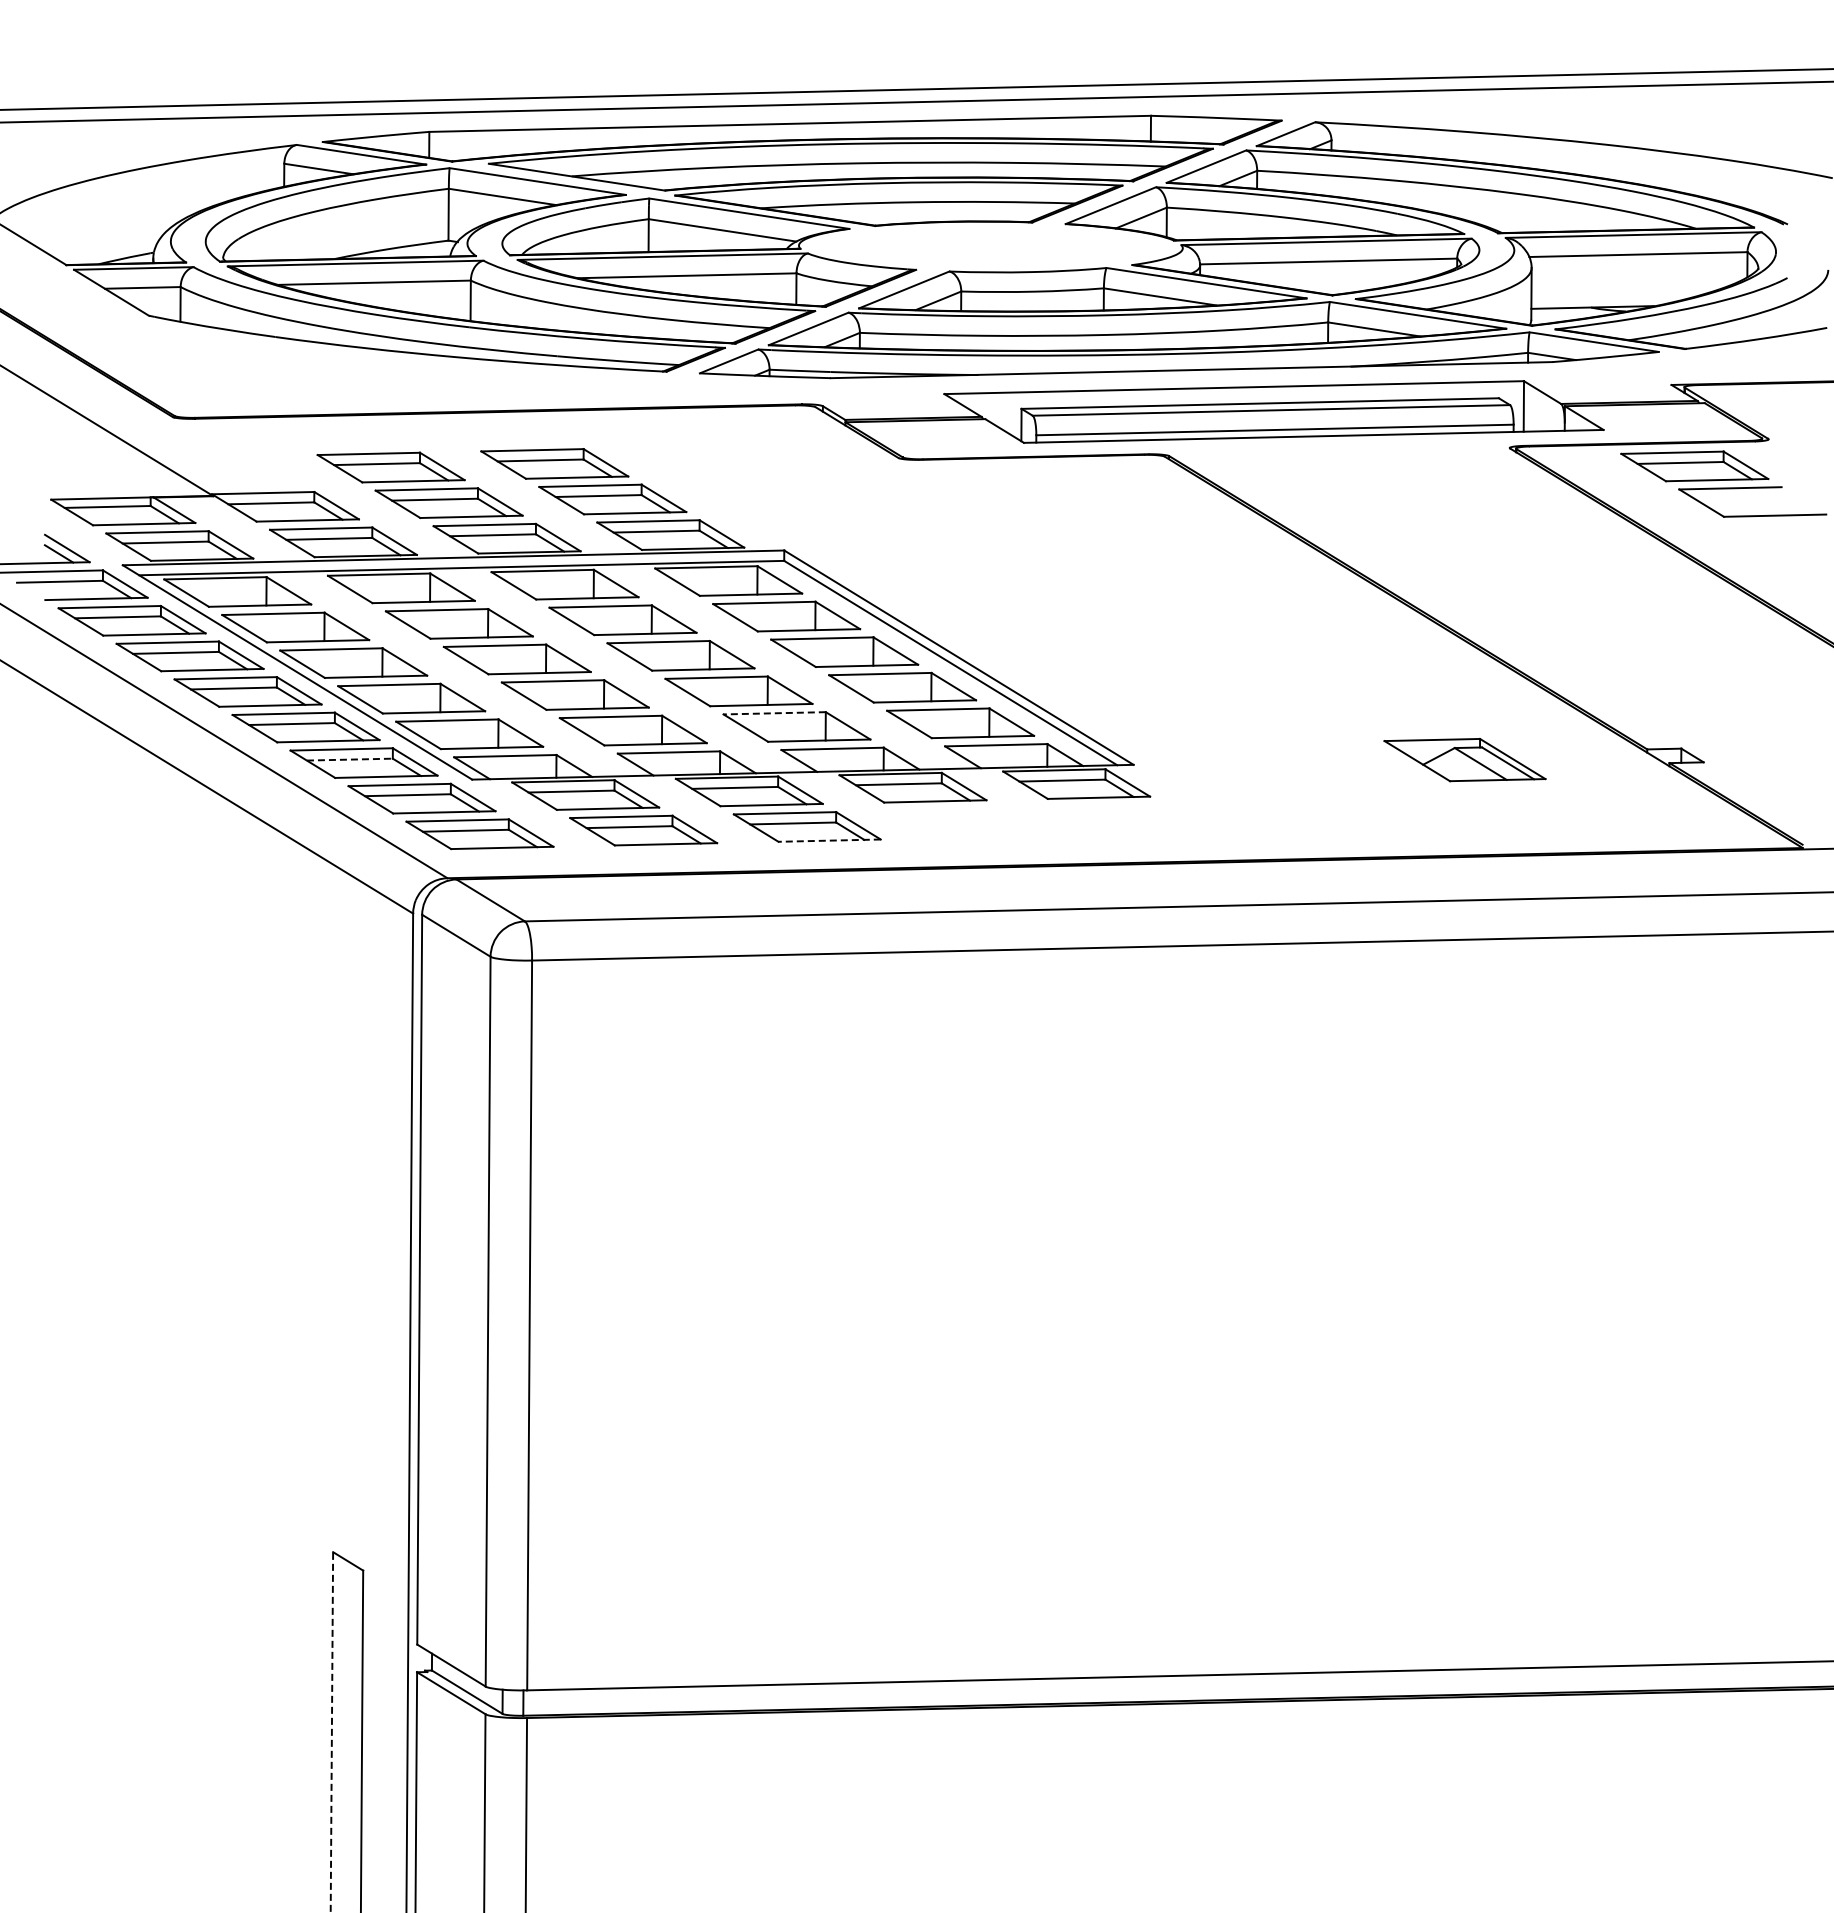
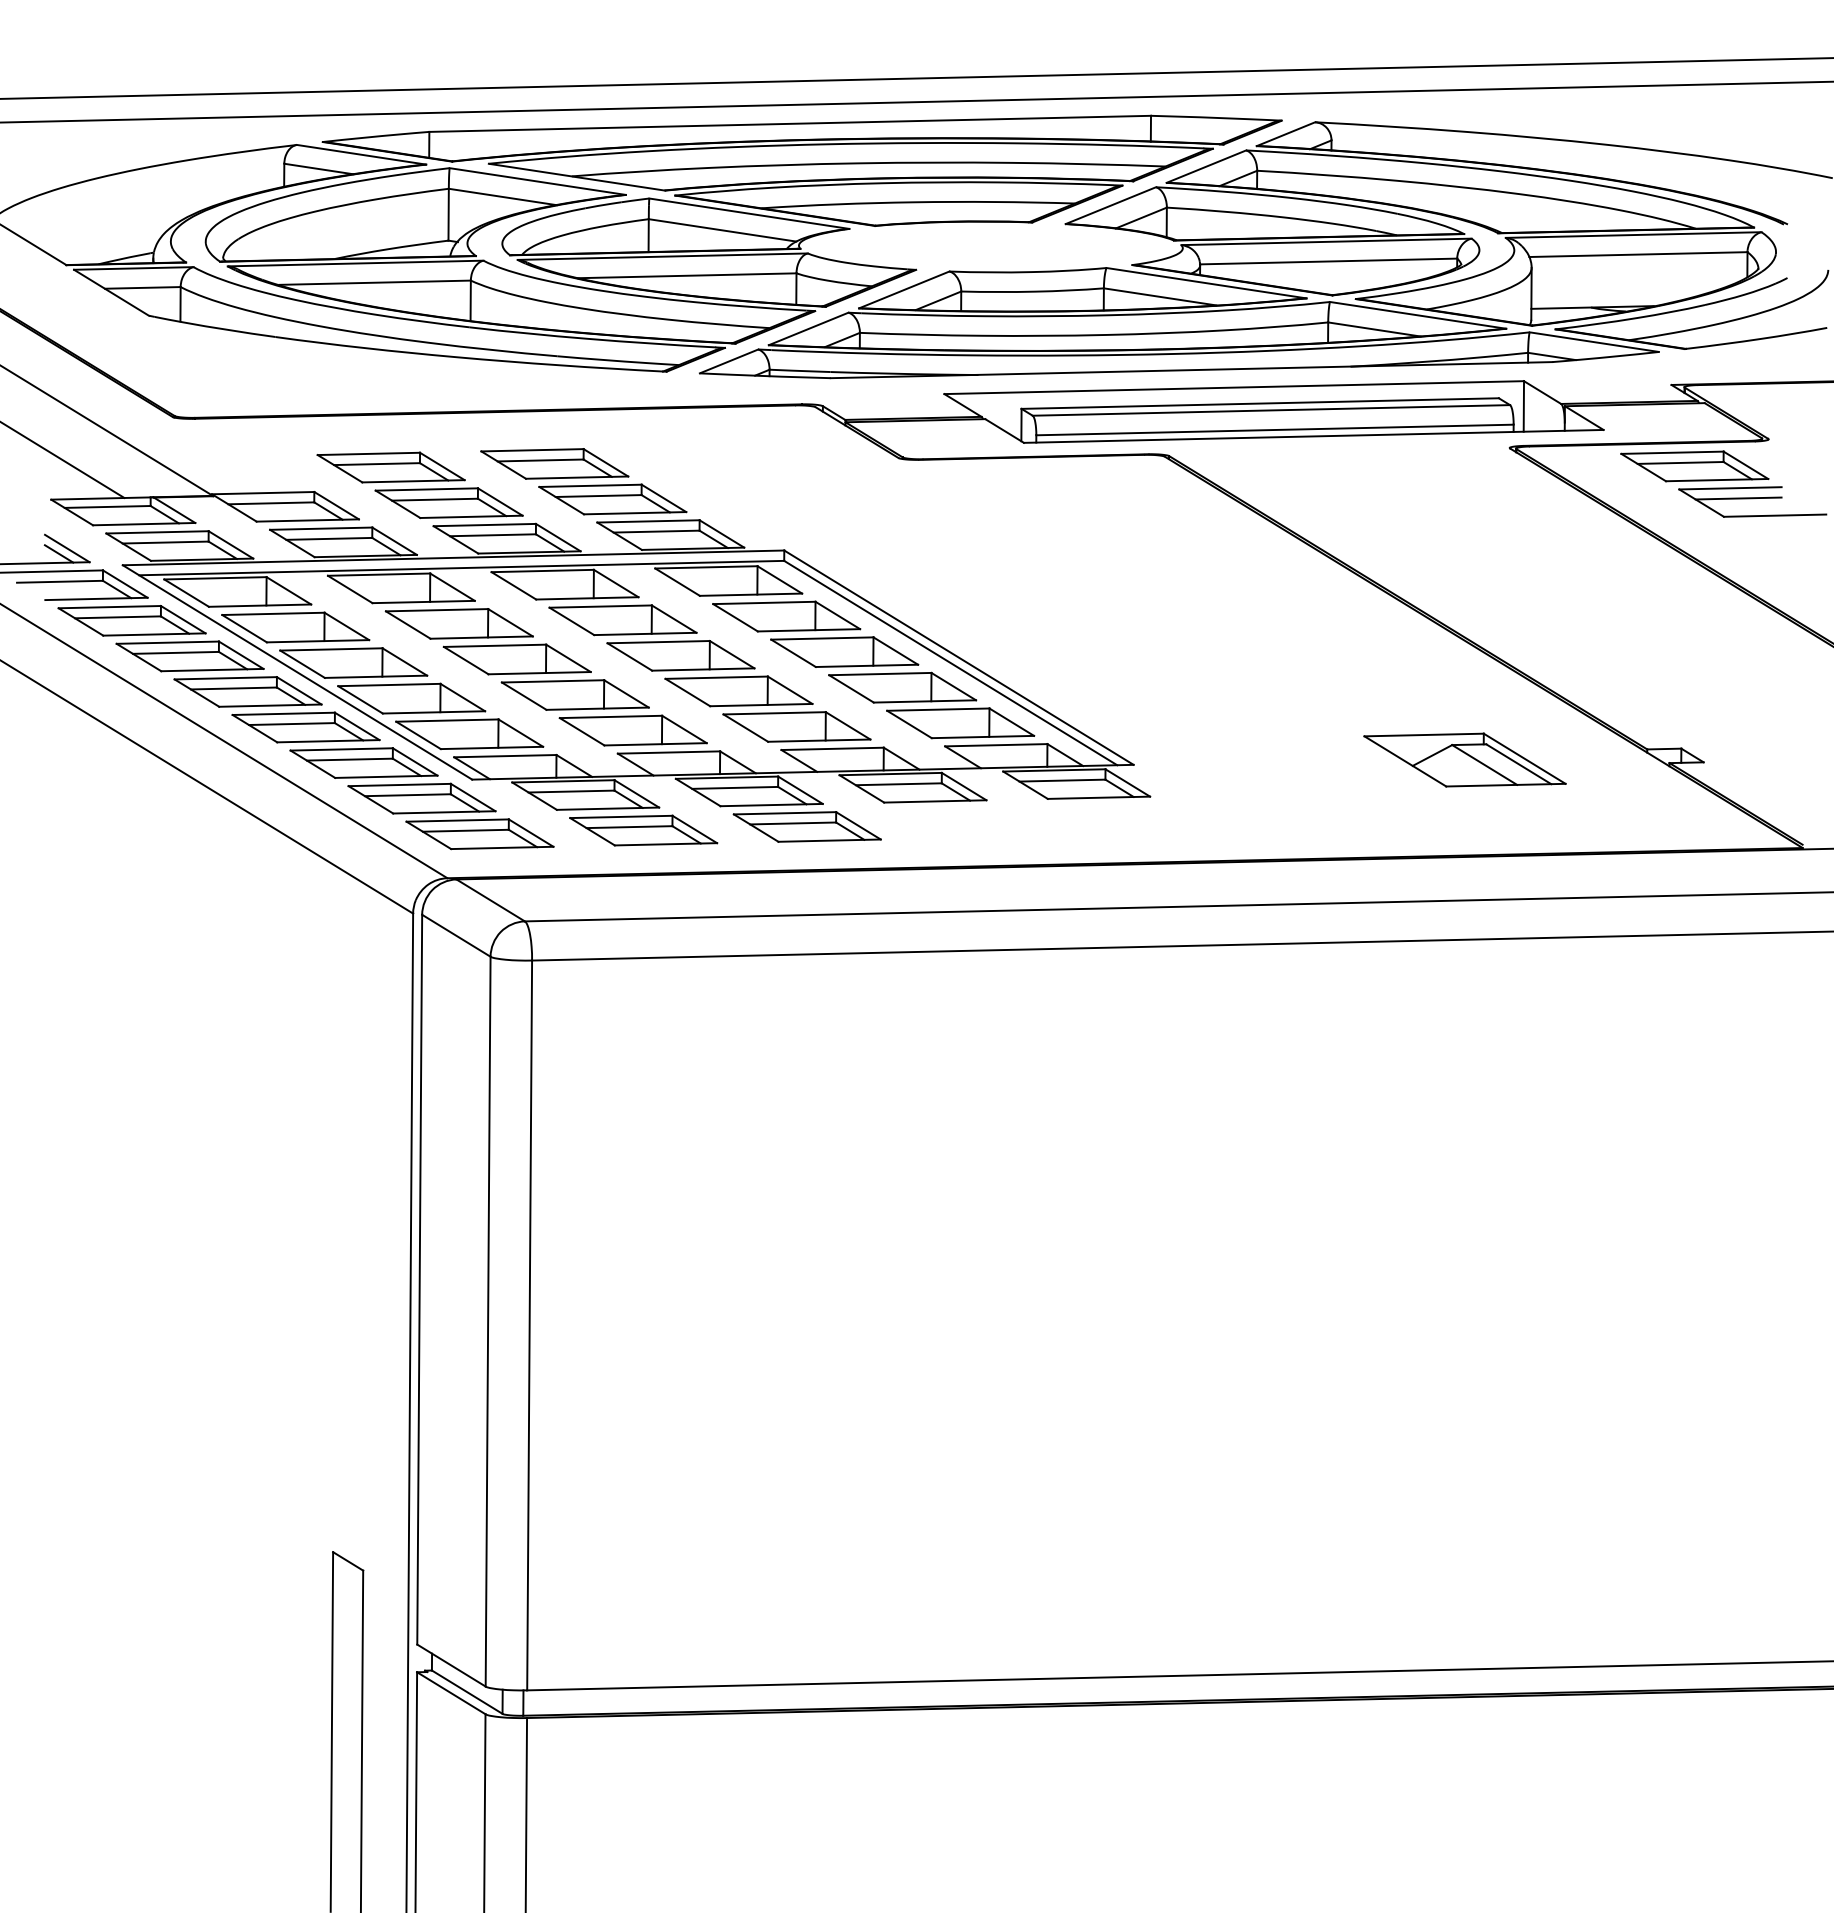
line position: (916, 89) -> (916, 78) (916, 78)
line: none -> present (63, 460)
line: none -> present (1738, 498)
line: dashed -> solid (774, 713)
line: dashed -> solid (349, 759)
part size: 164x46 px -> 204x56 px (1464, 759)
line: dashed -> solid (829, 840)
line: dashed -> solid (331, 1732)
